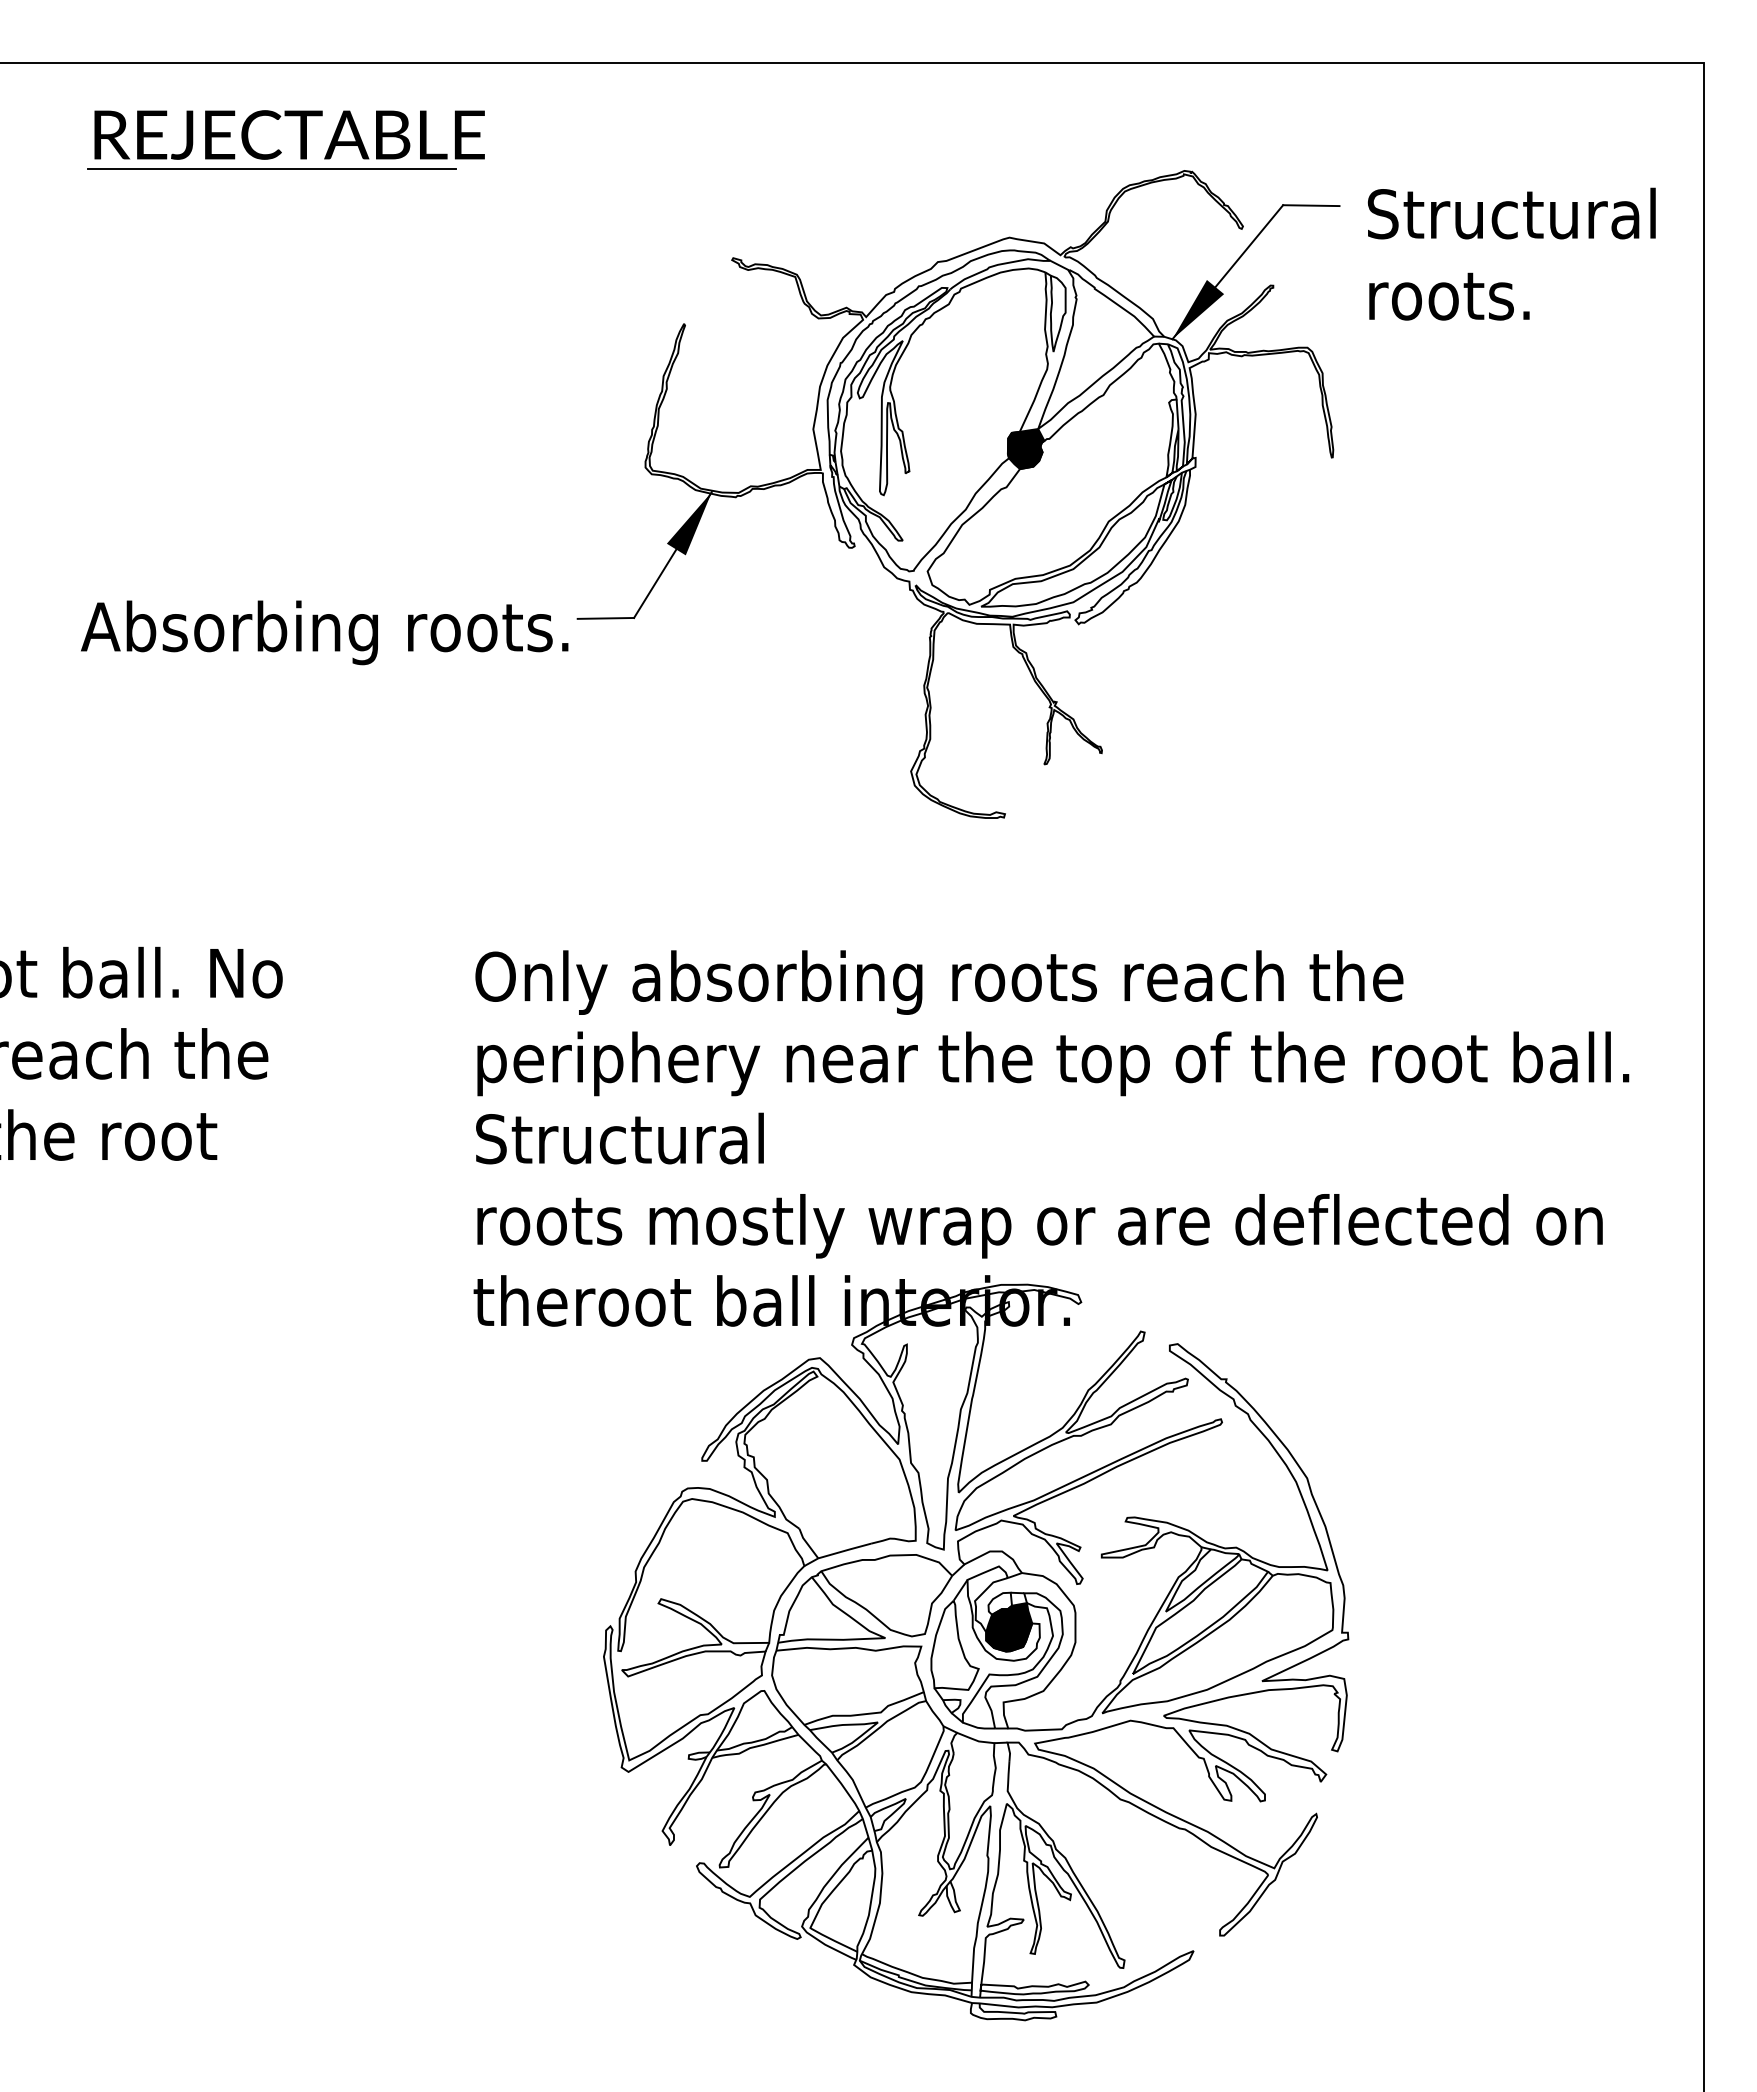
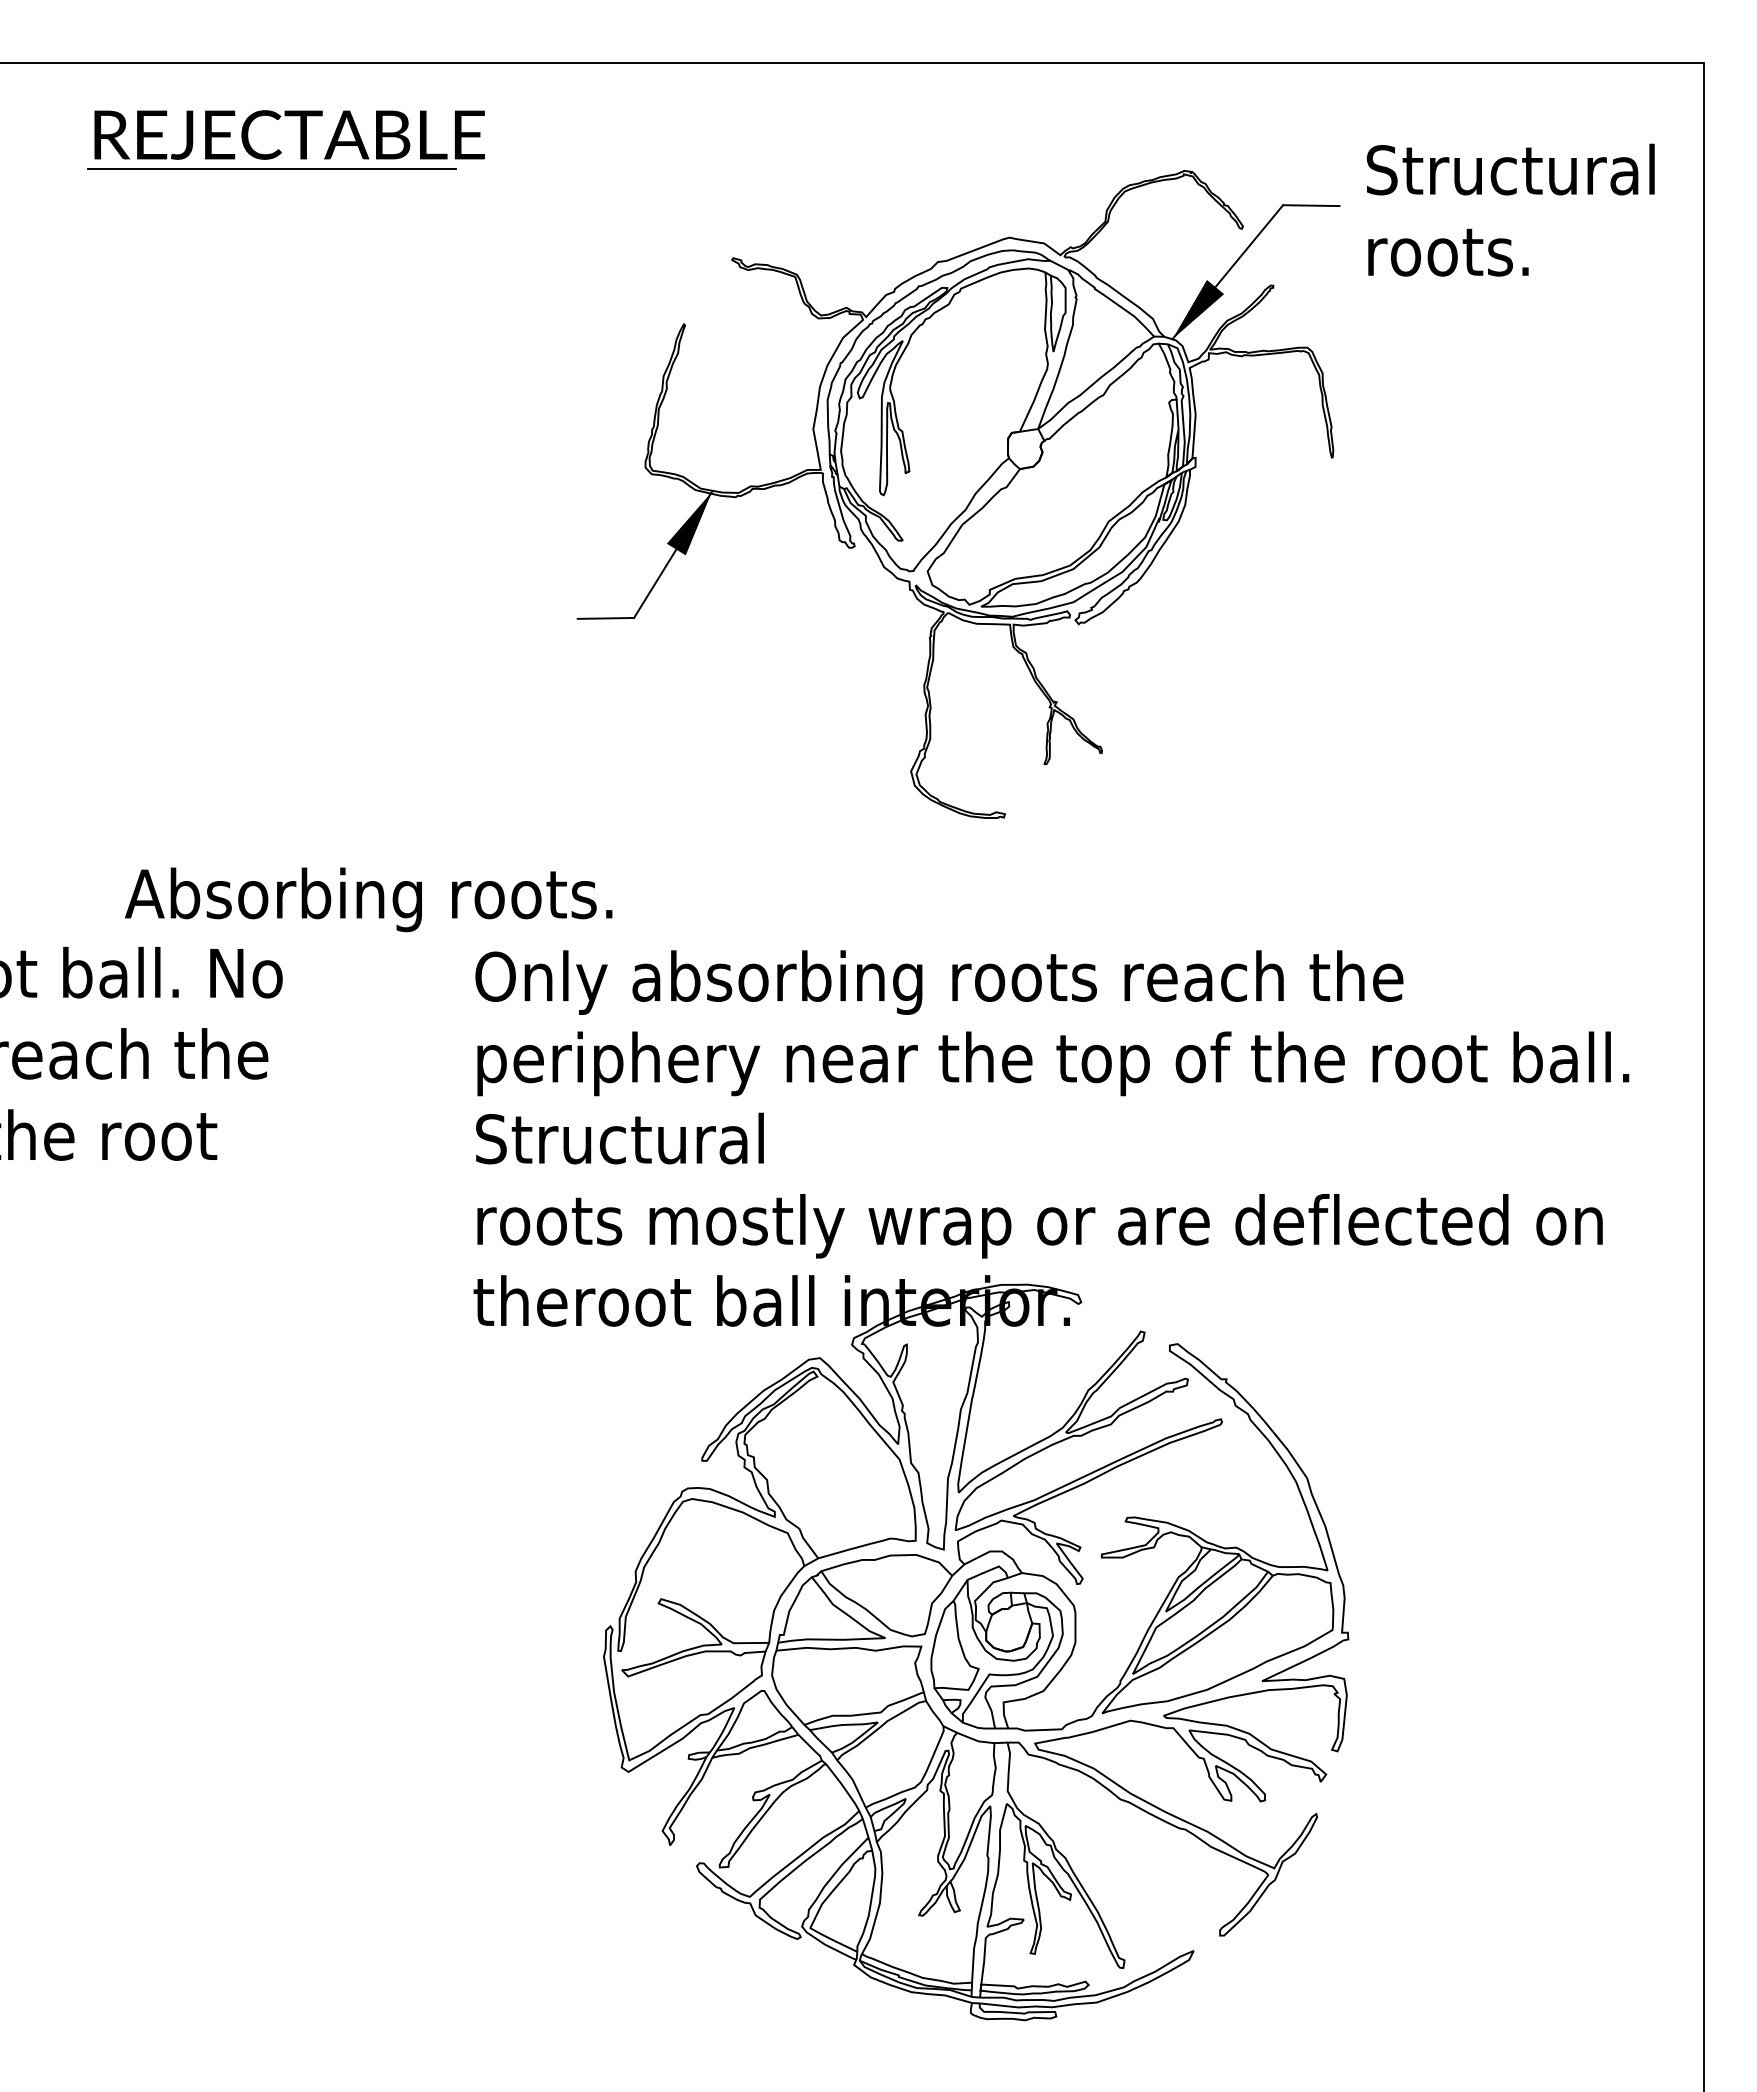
text position: (1511, 253) -> (1510, 209) (1510, 209)
fill: present -> none (1025, 449)
text position: (324, 632) -> (368, 899) (368, 899)
fill: present -> none (1009, 1627)
